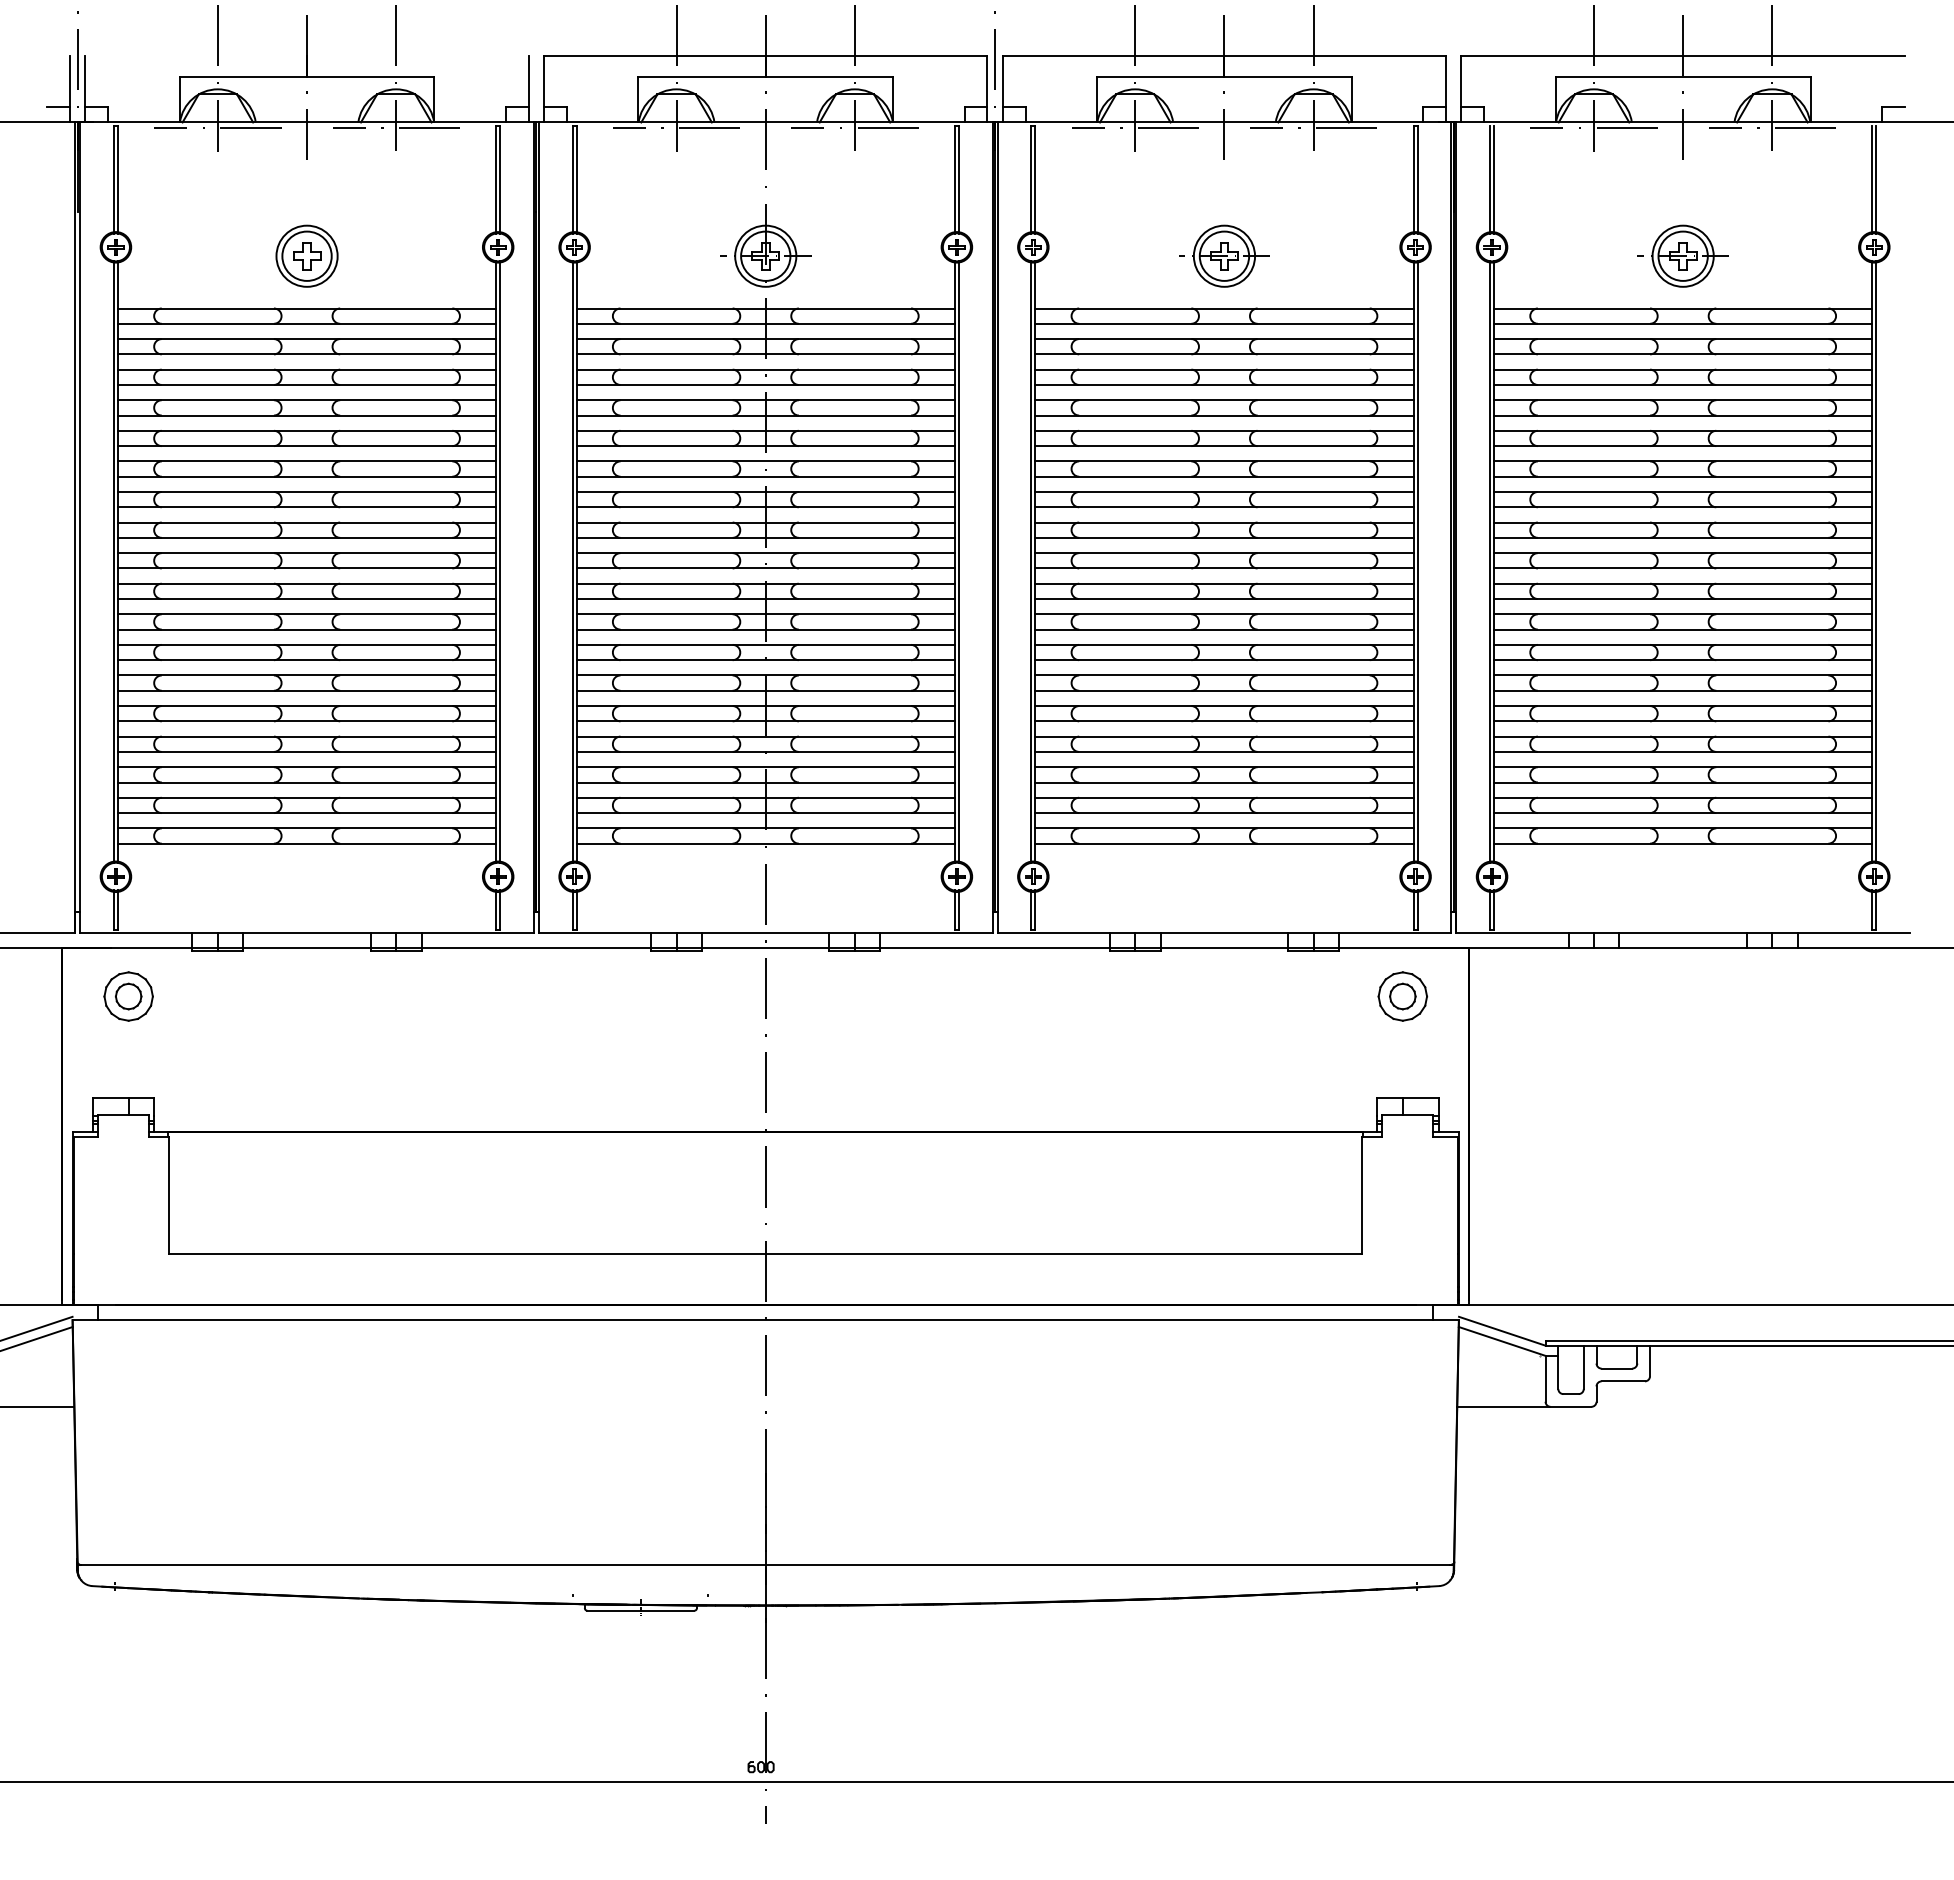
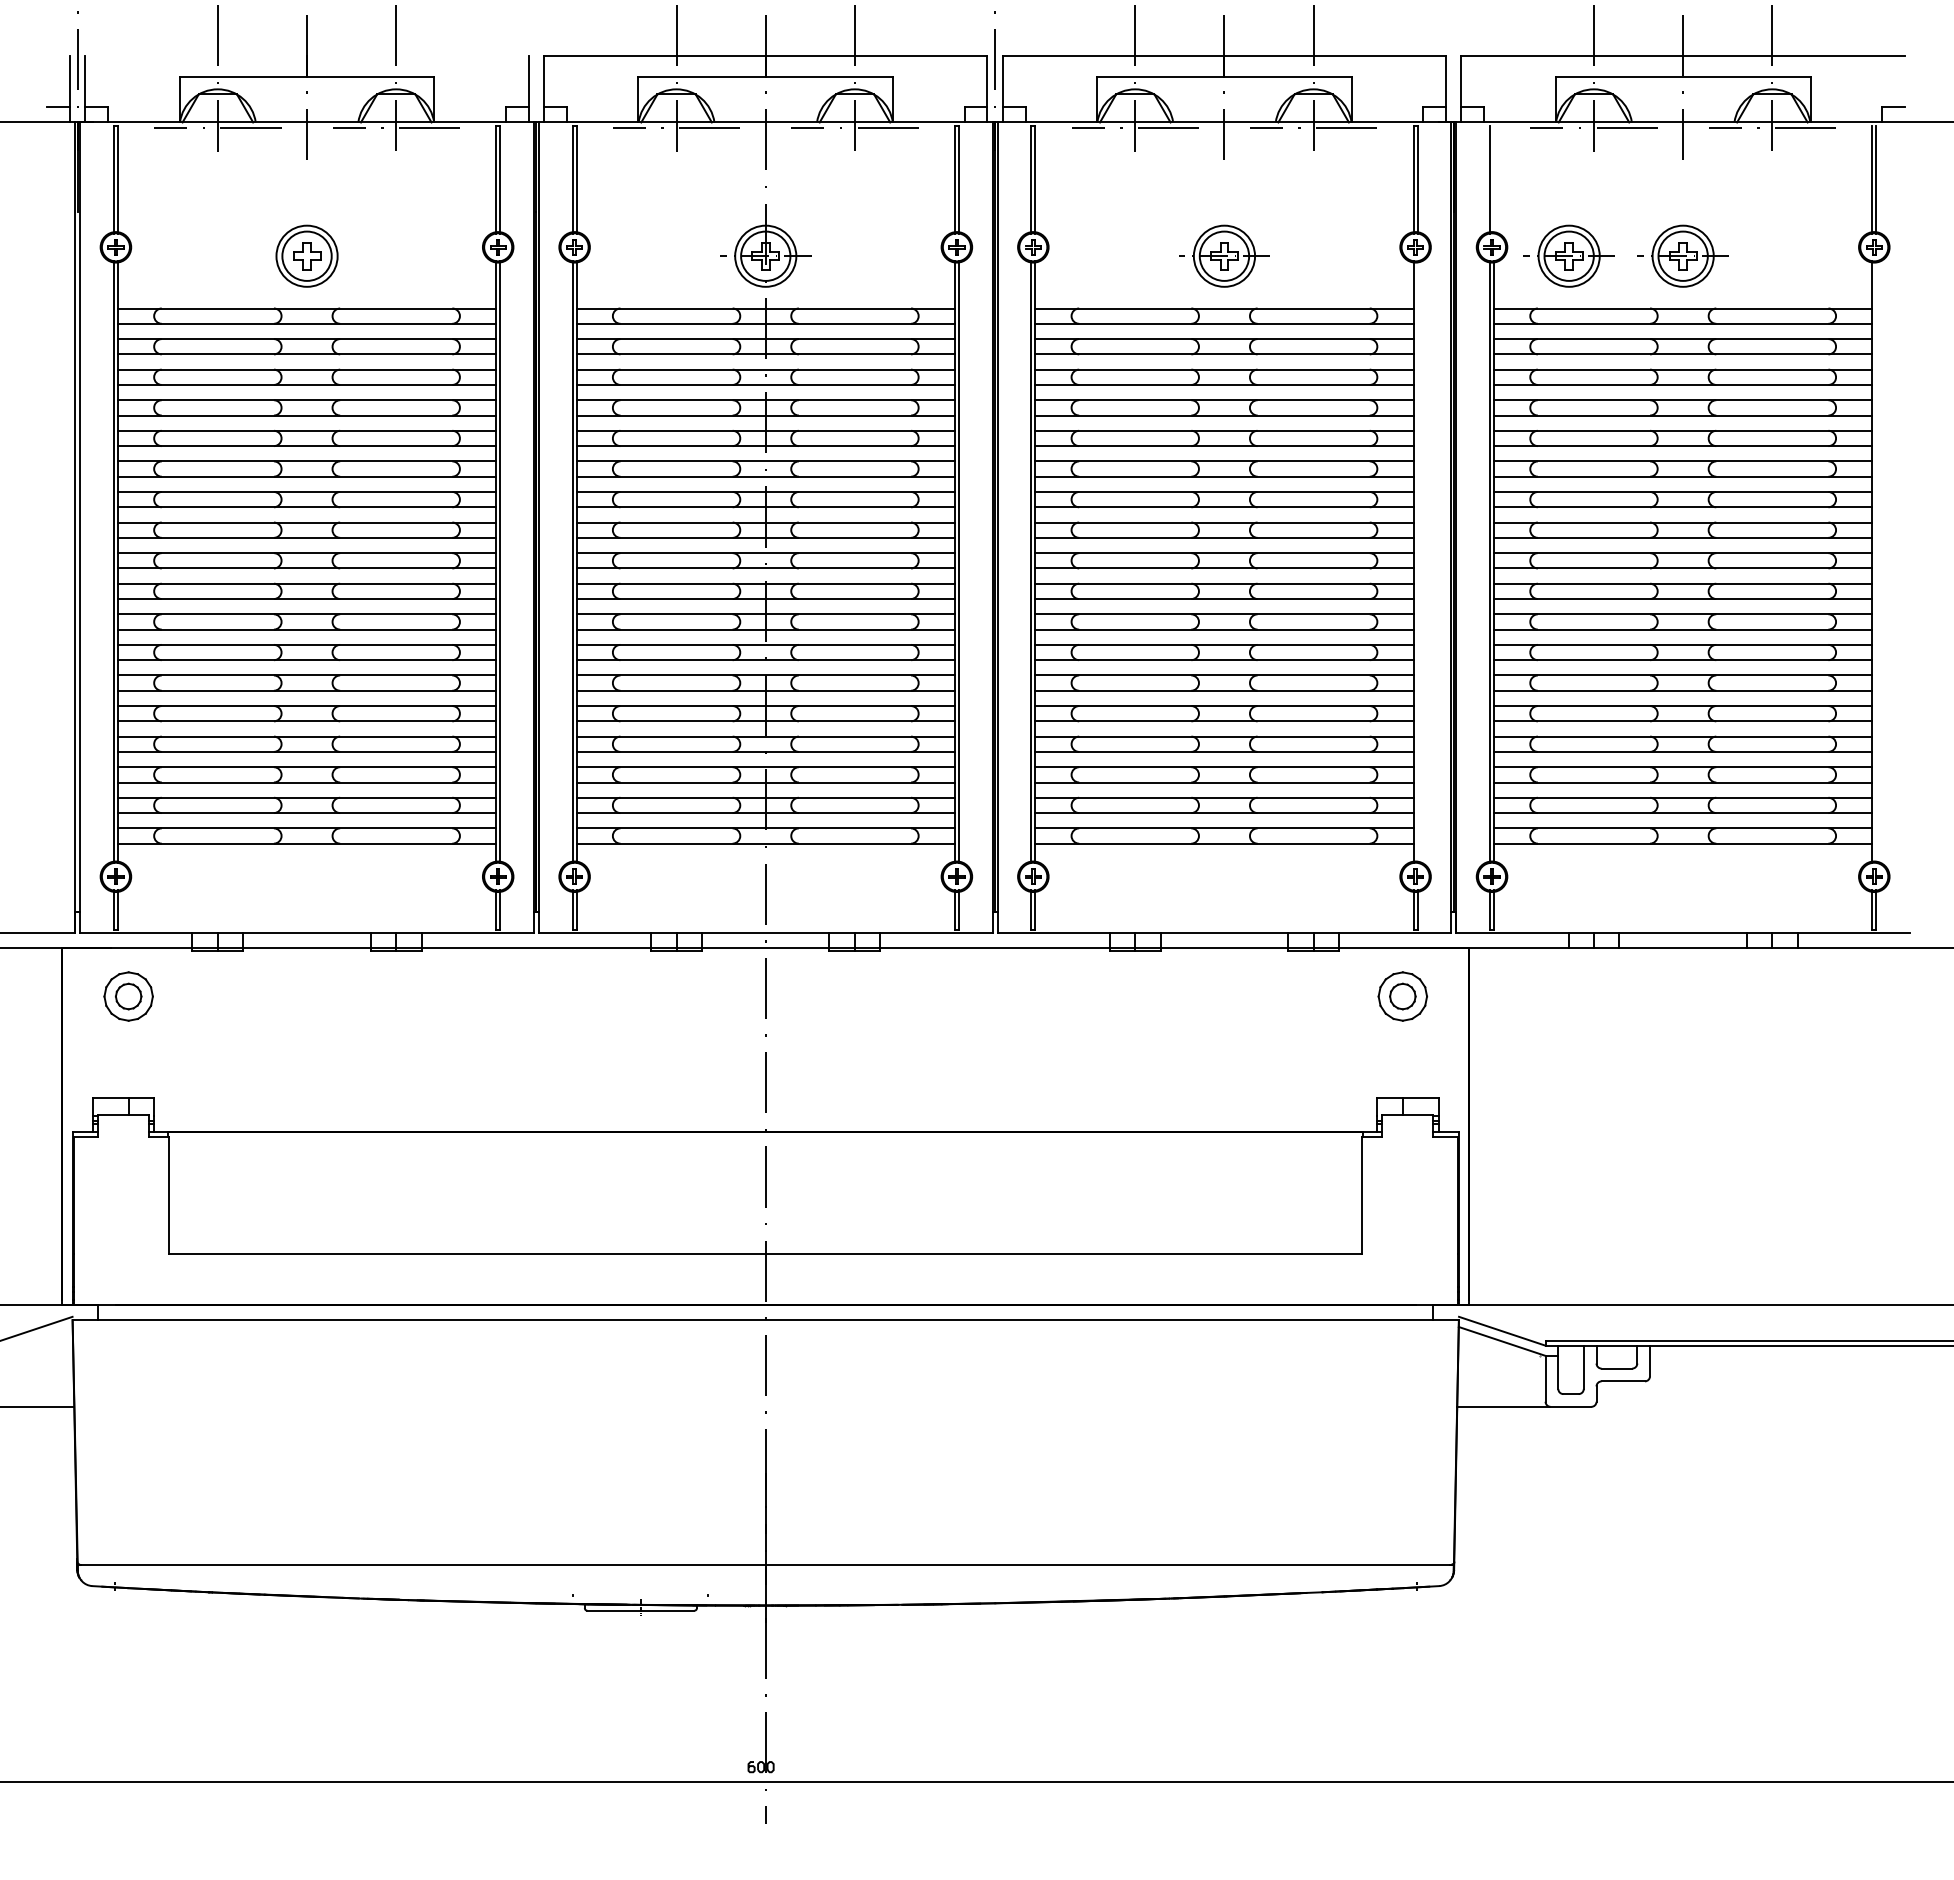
line: present -> none (1493, 179)
part: none -> present (1568, 255)
line: present -> none (1417, 561)
line: present -> none (1876, 561)
line: present -> none (37, 1338)
